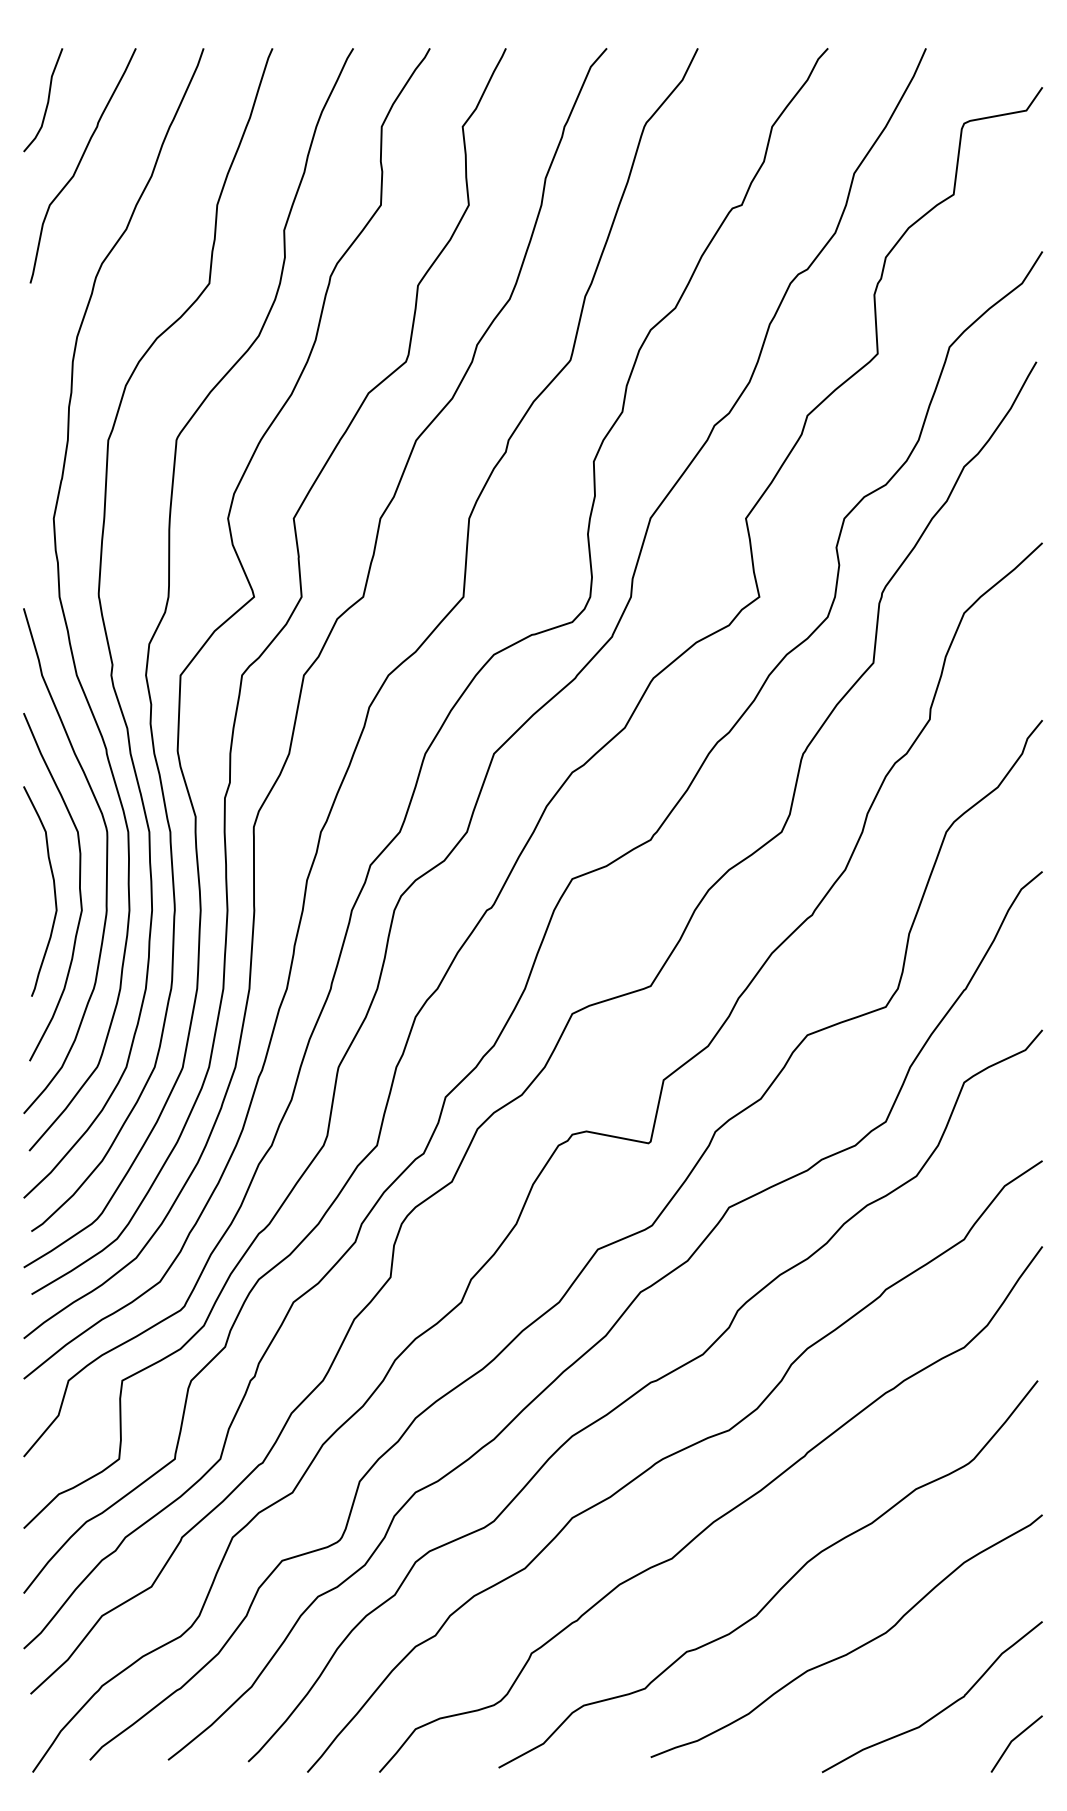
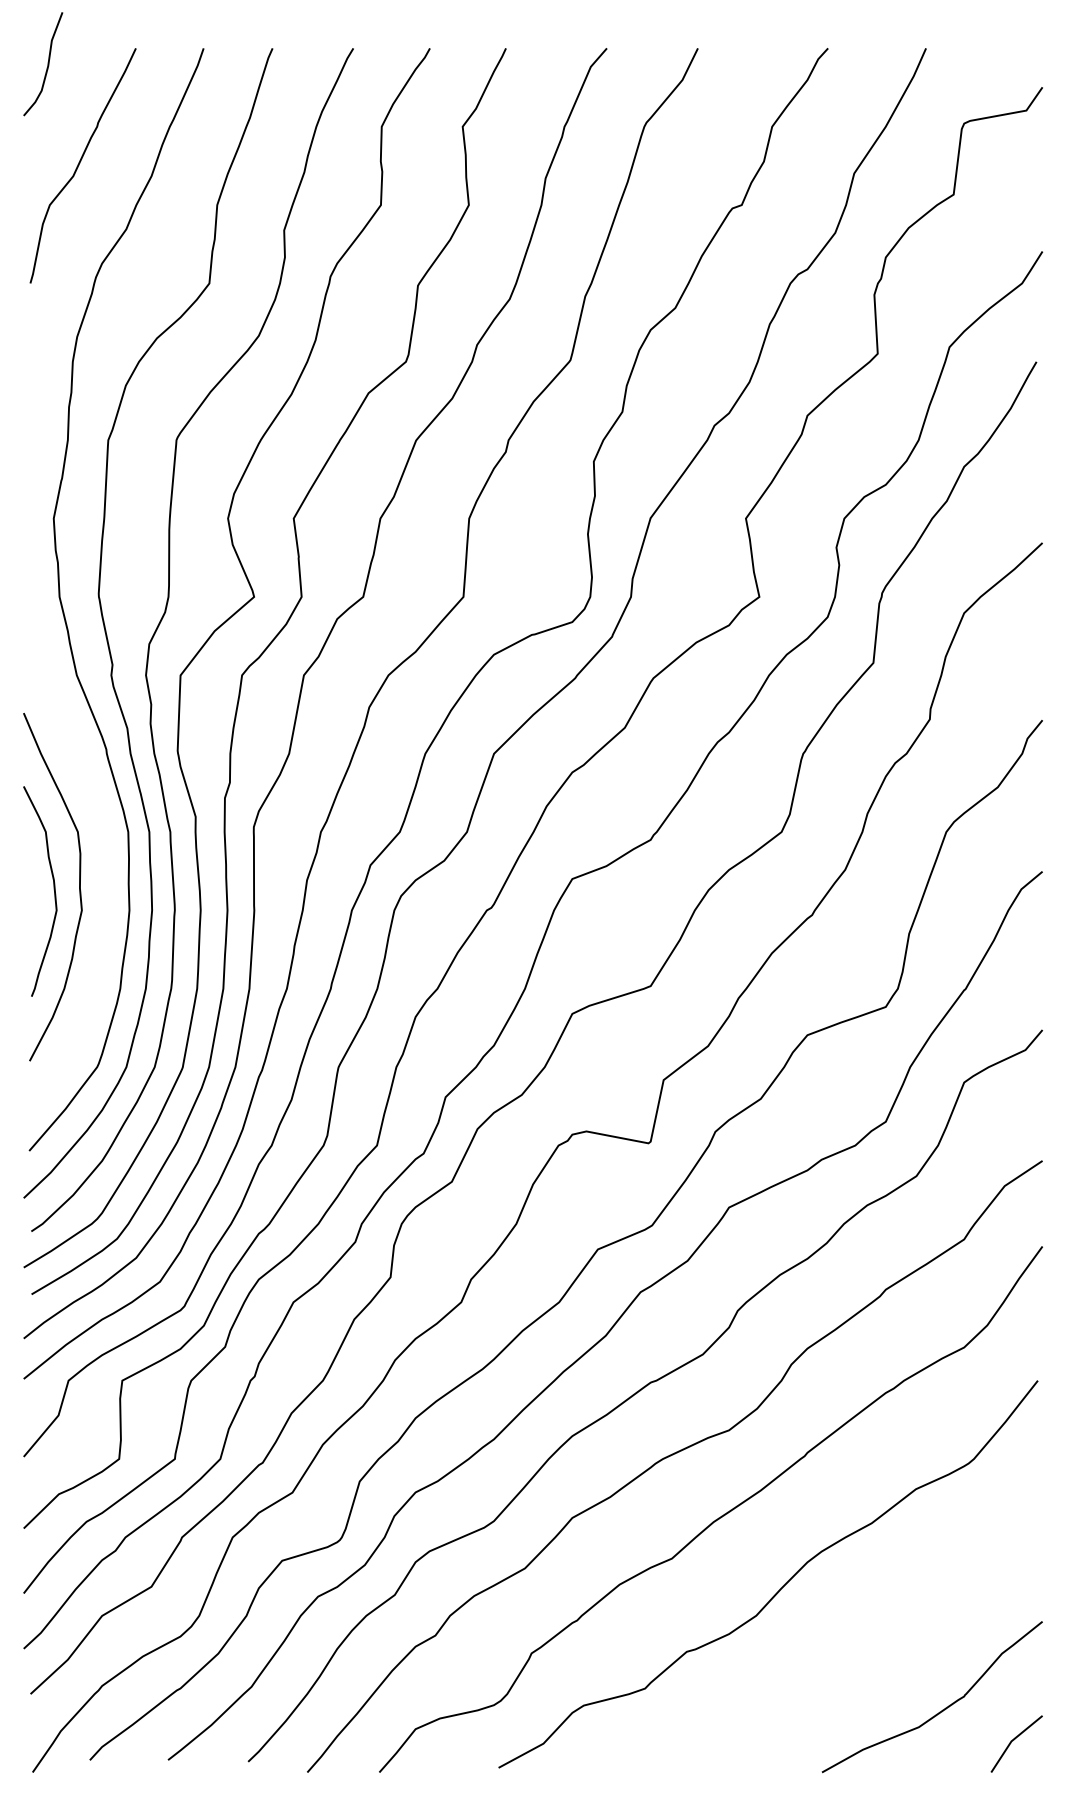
curve position: (47, 100) -> (47, 64) (47, 64)
curve: present -> none (106, 861)
curve: present -> none (853, 1649)
